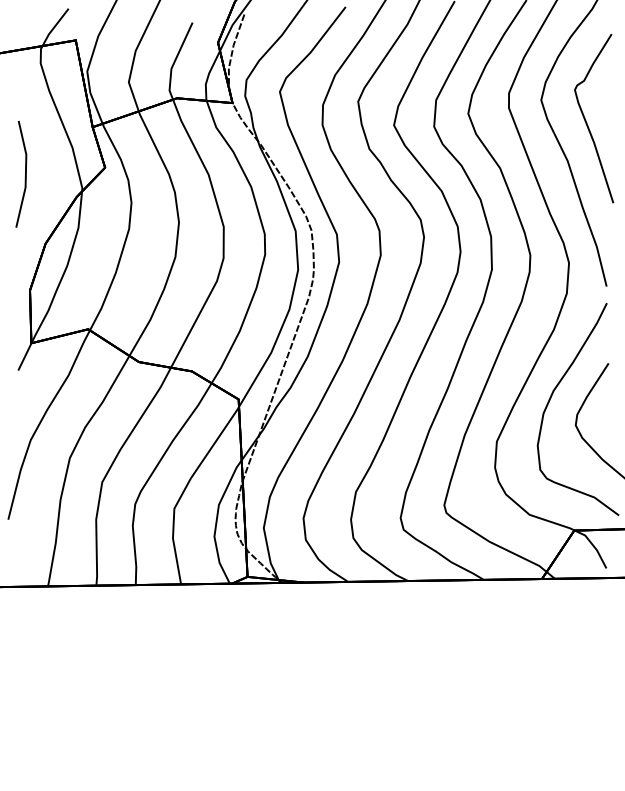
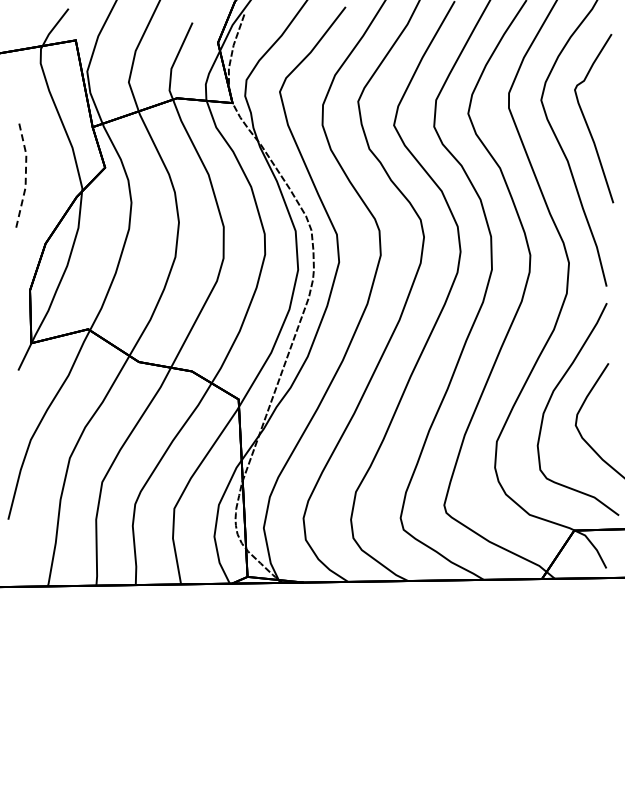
line: solid -> dashed (25, 174)
